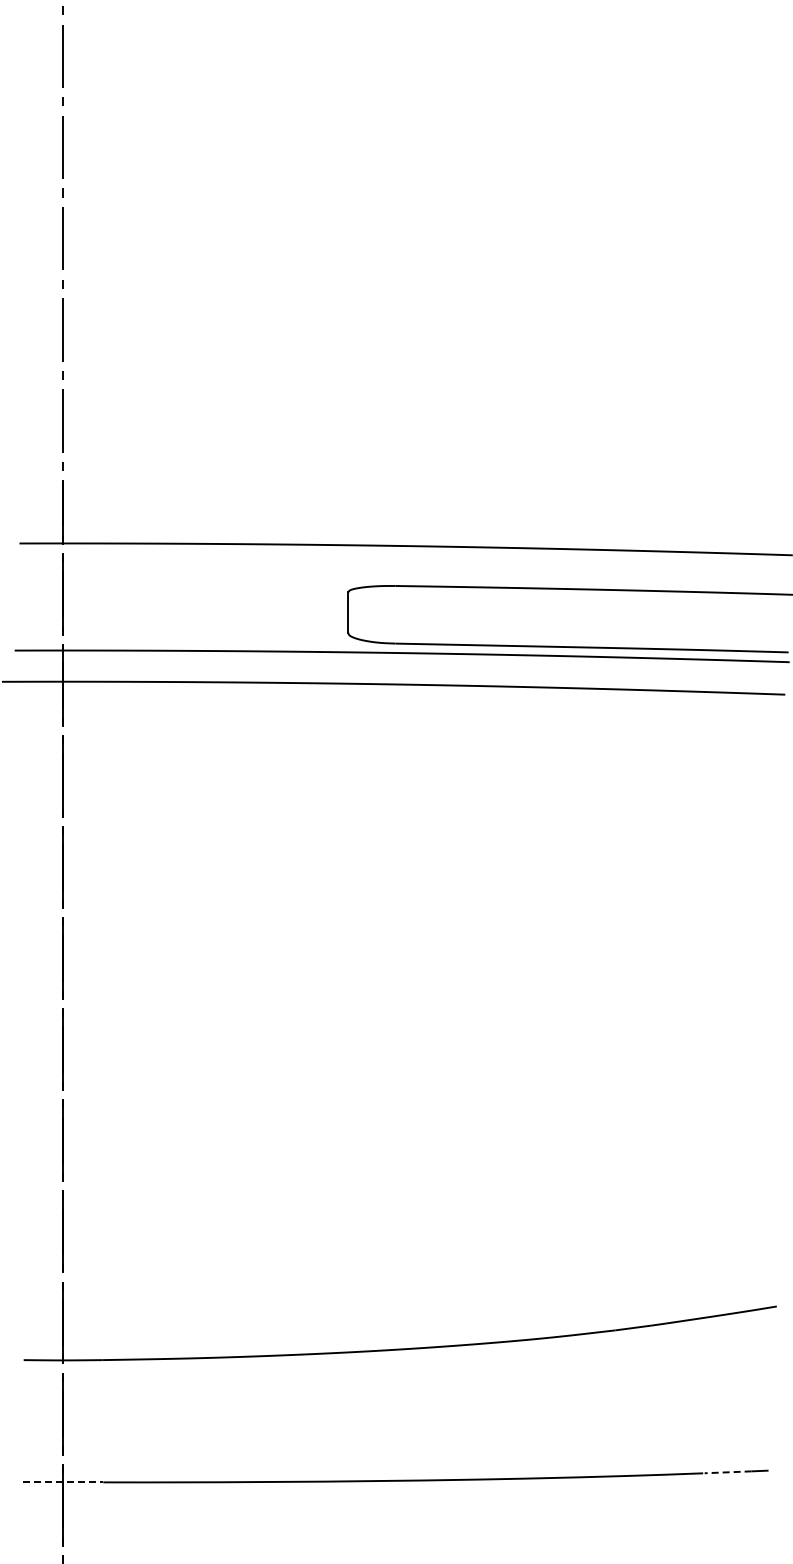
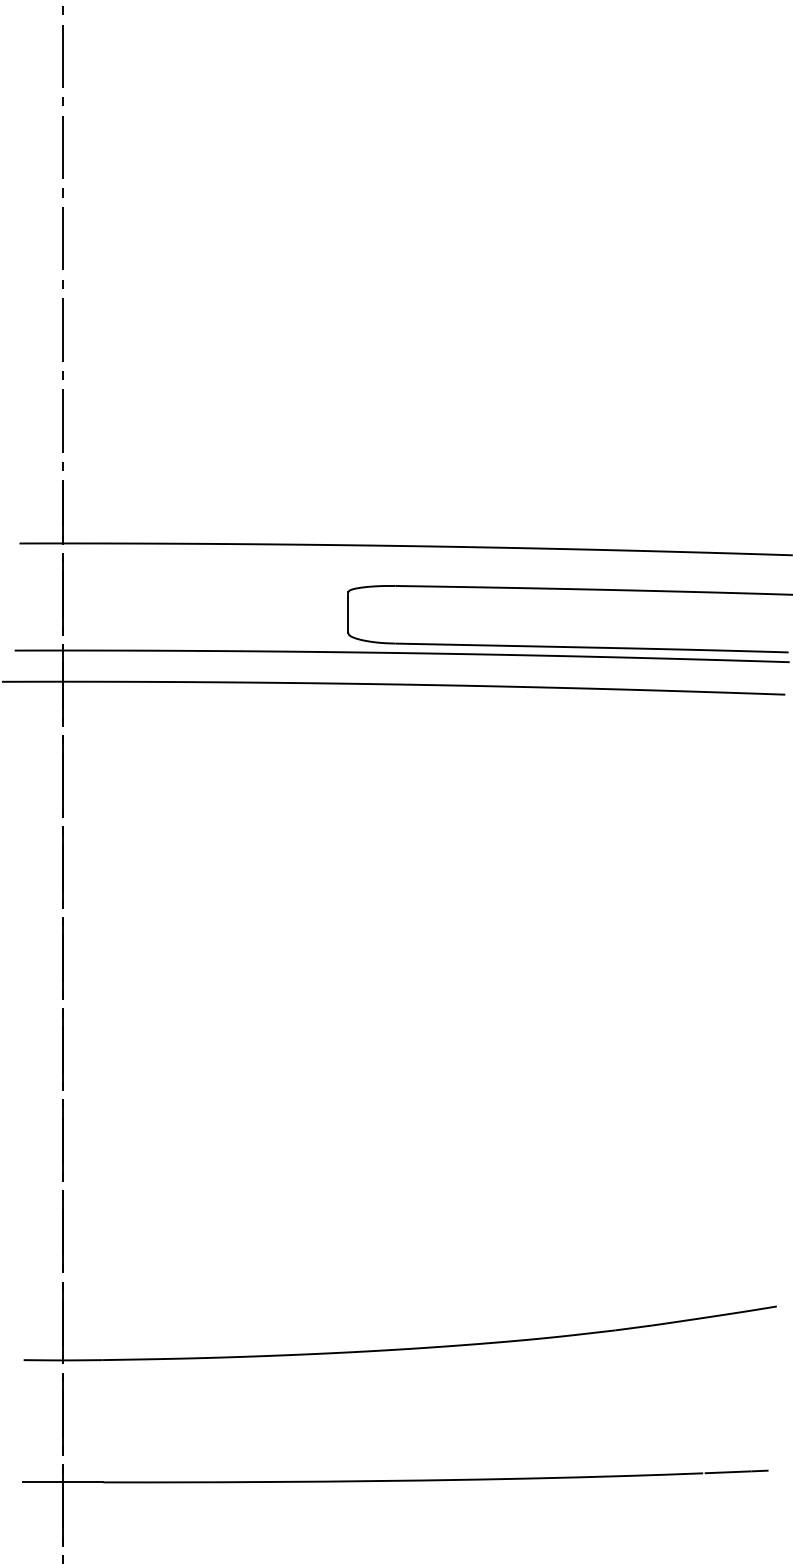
line: dashed -> solid (727, 1472)
line: dashed -> solid (63, 1482)
